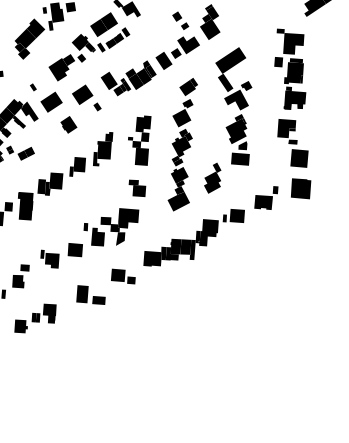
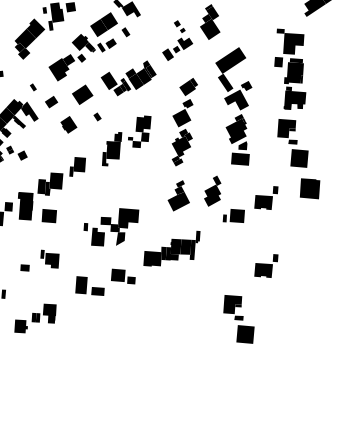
fill: present -> none (118, 37)
part size: 45x59 px -> 32x41 px (177, 40)
part size: 23x22 px -> 14x13 px (51, 102)
part position: (97, 106) -> (97, 116) (97, 116)
part position: (103, 149) -> (112, 149) (112, 149)
fill: present -> none (29, 151)
fill: present -> none (141, 156)
fill: present -> none (179, 174)
part position: (212, 177) -> (212, 190) (212, 190)
part: present -> none (137, 187)
part position: (301, 188) -> (310, 188) (310, 188)
fill: present -> none (208, 232)
part position: (74, 250) -> (48, 216) (48, 216)
part: none -> present (266, 265)
fill: present -> none (18, 281)
part position: (90, 294) -> (89, 285) (89, 285)
part: none -> present (238, 319)
